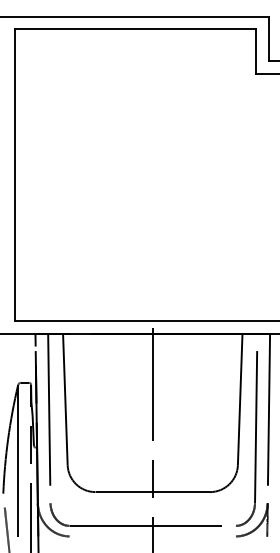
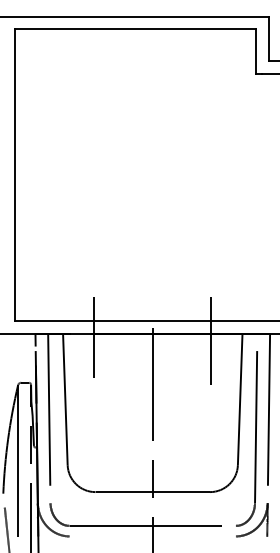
line: none -> present (94, 337)
line: none -> present (211, 341)
